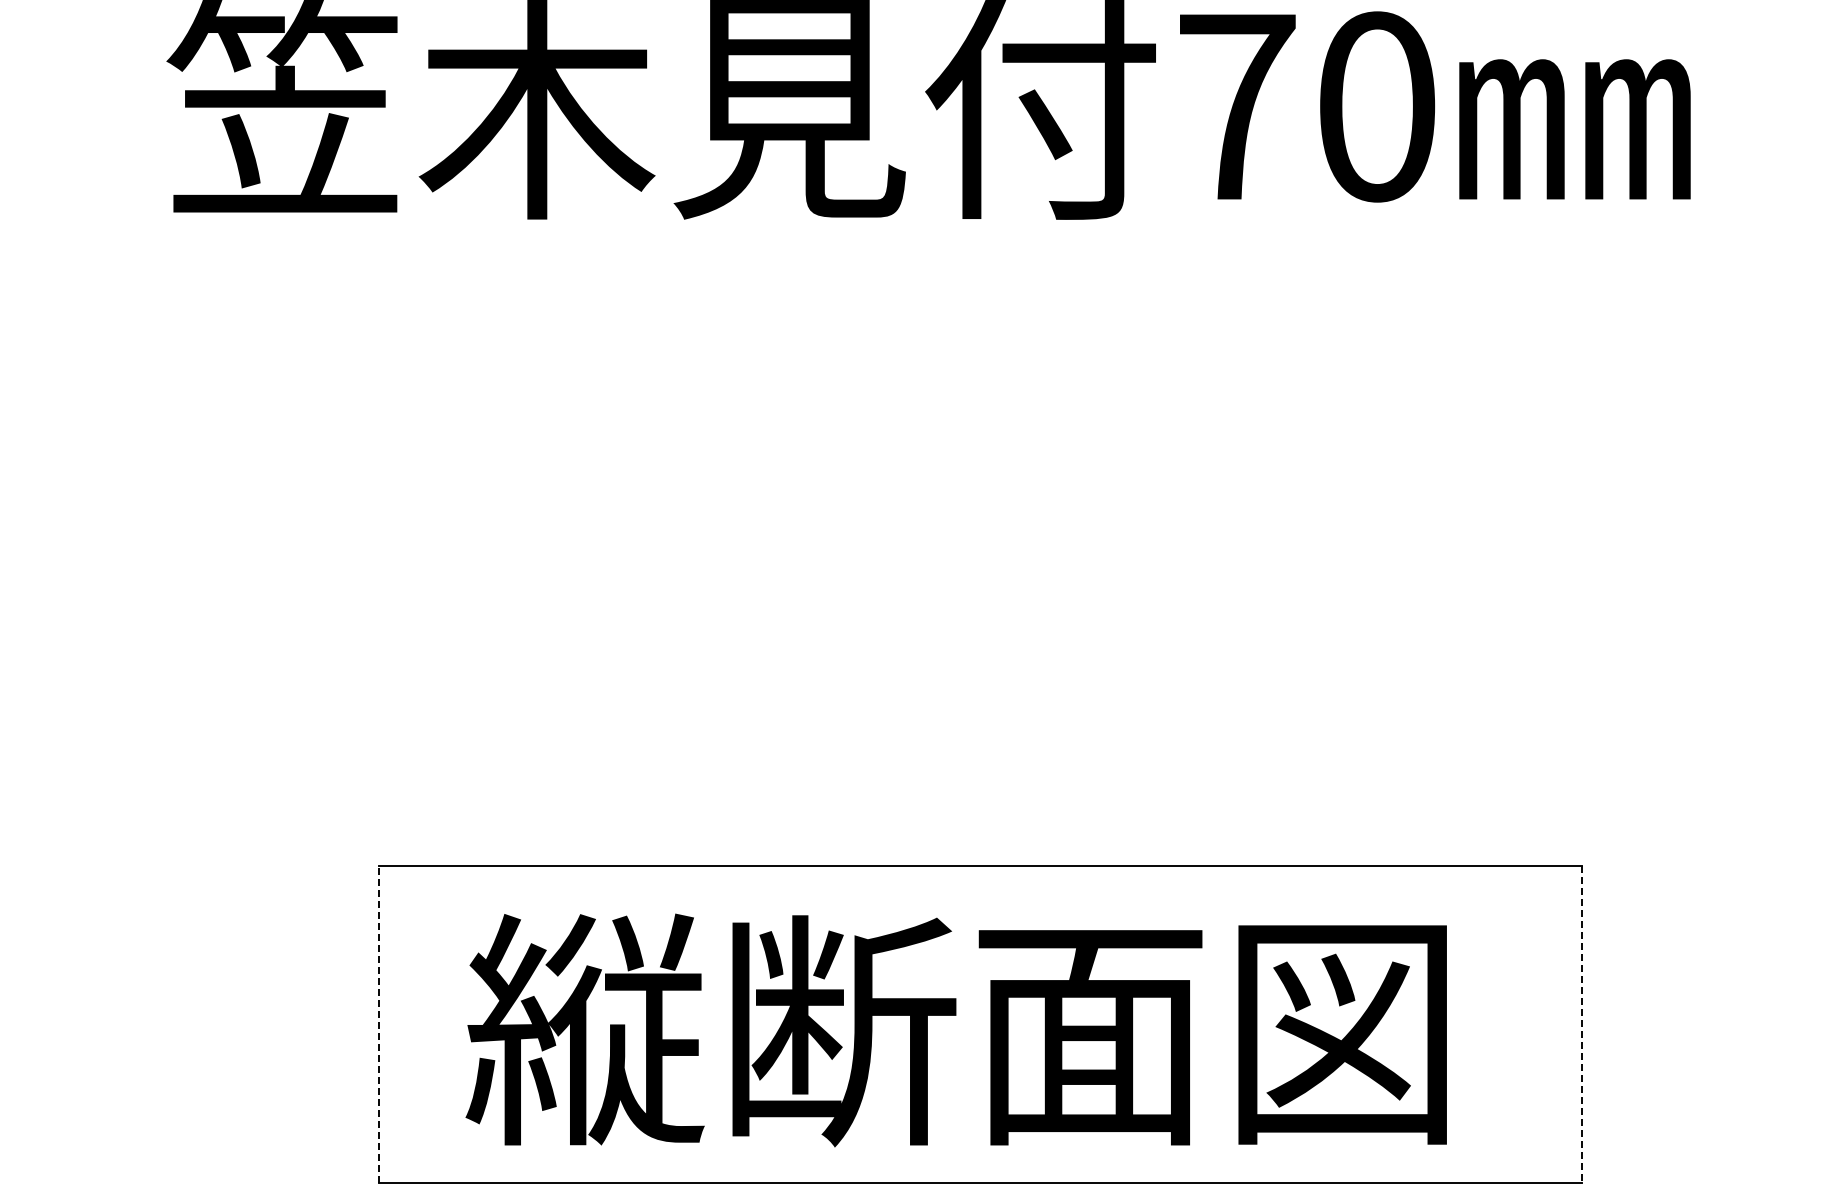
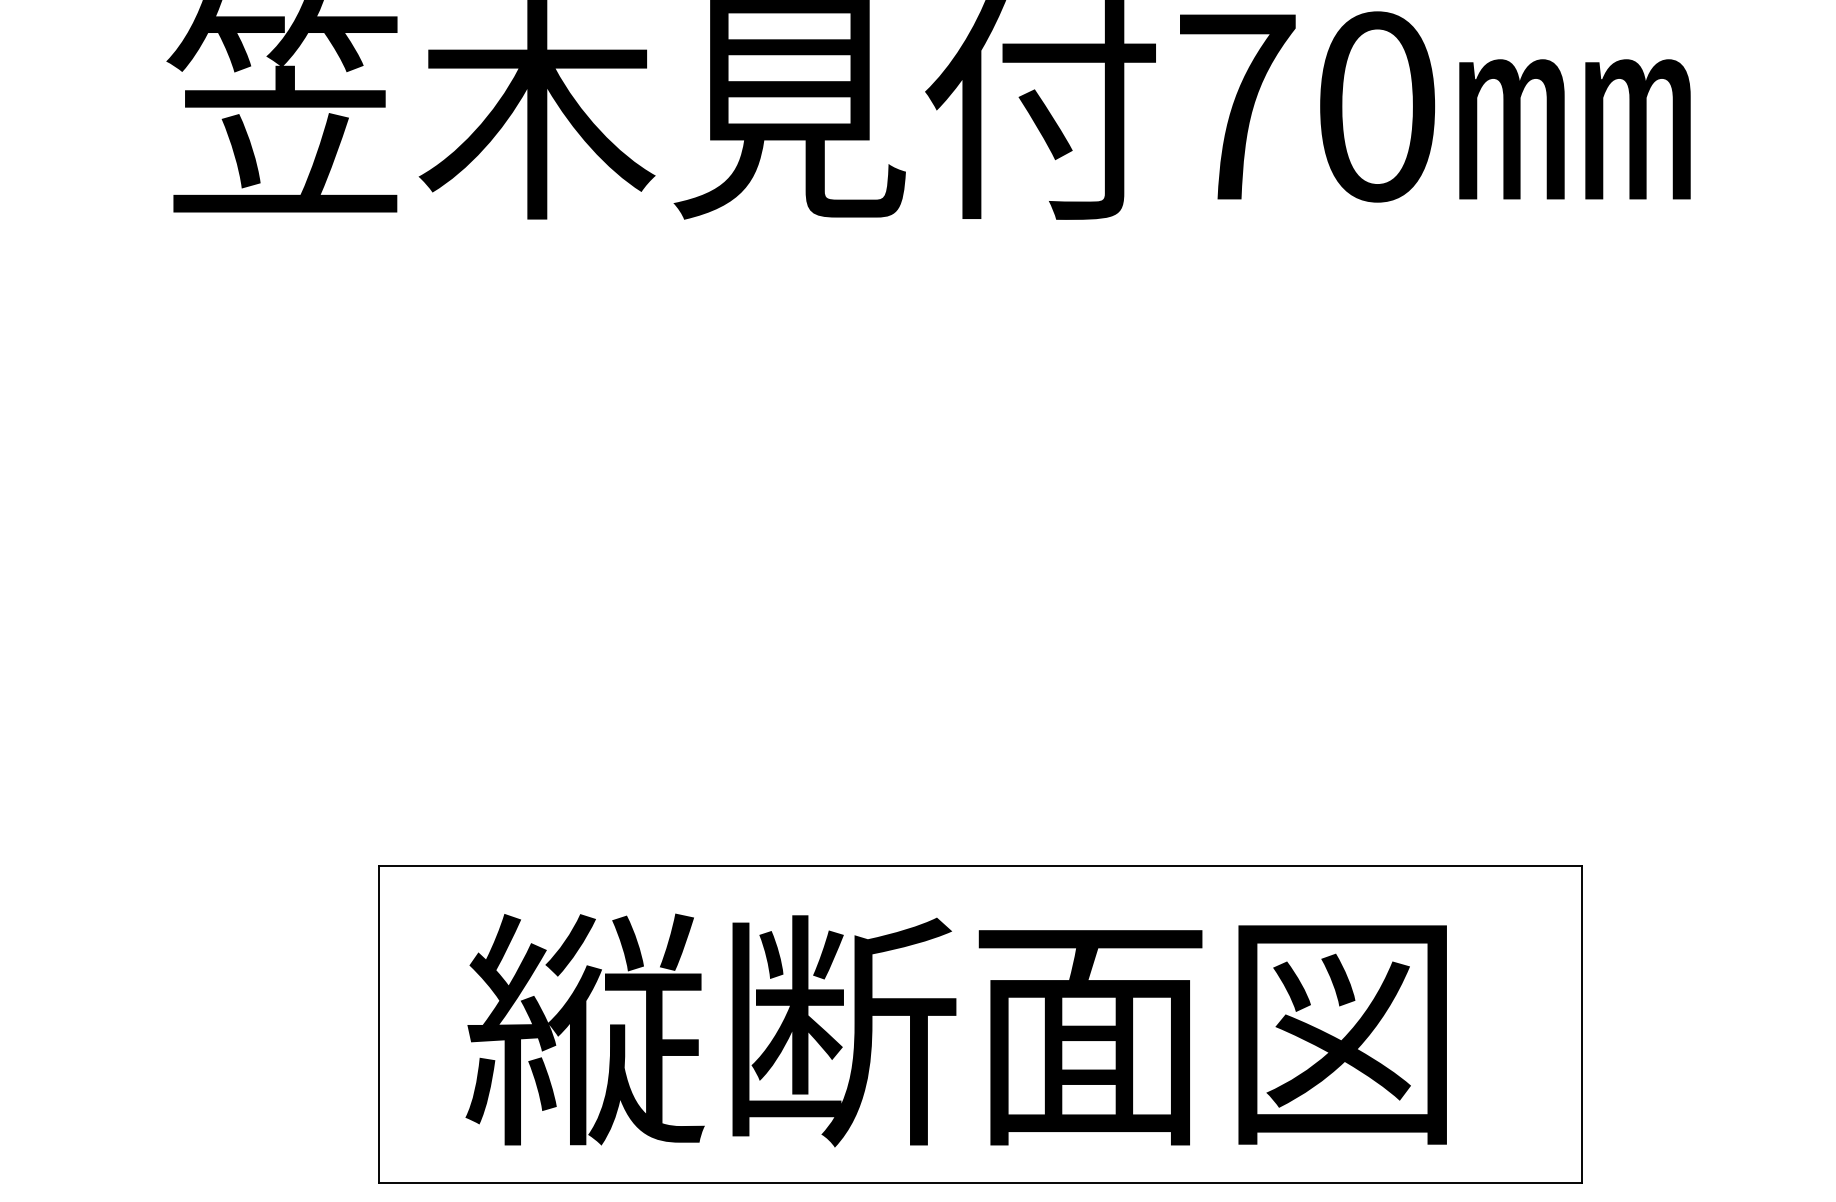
line: dashed -> solid (378, 1024)
line: dashed -> solid (1582, 1024)
